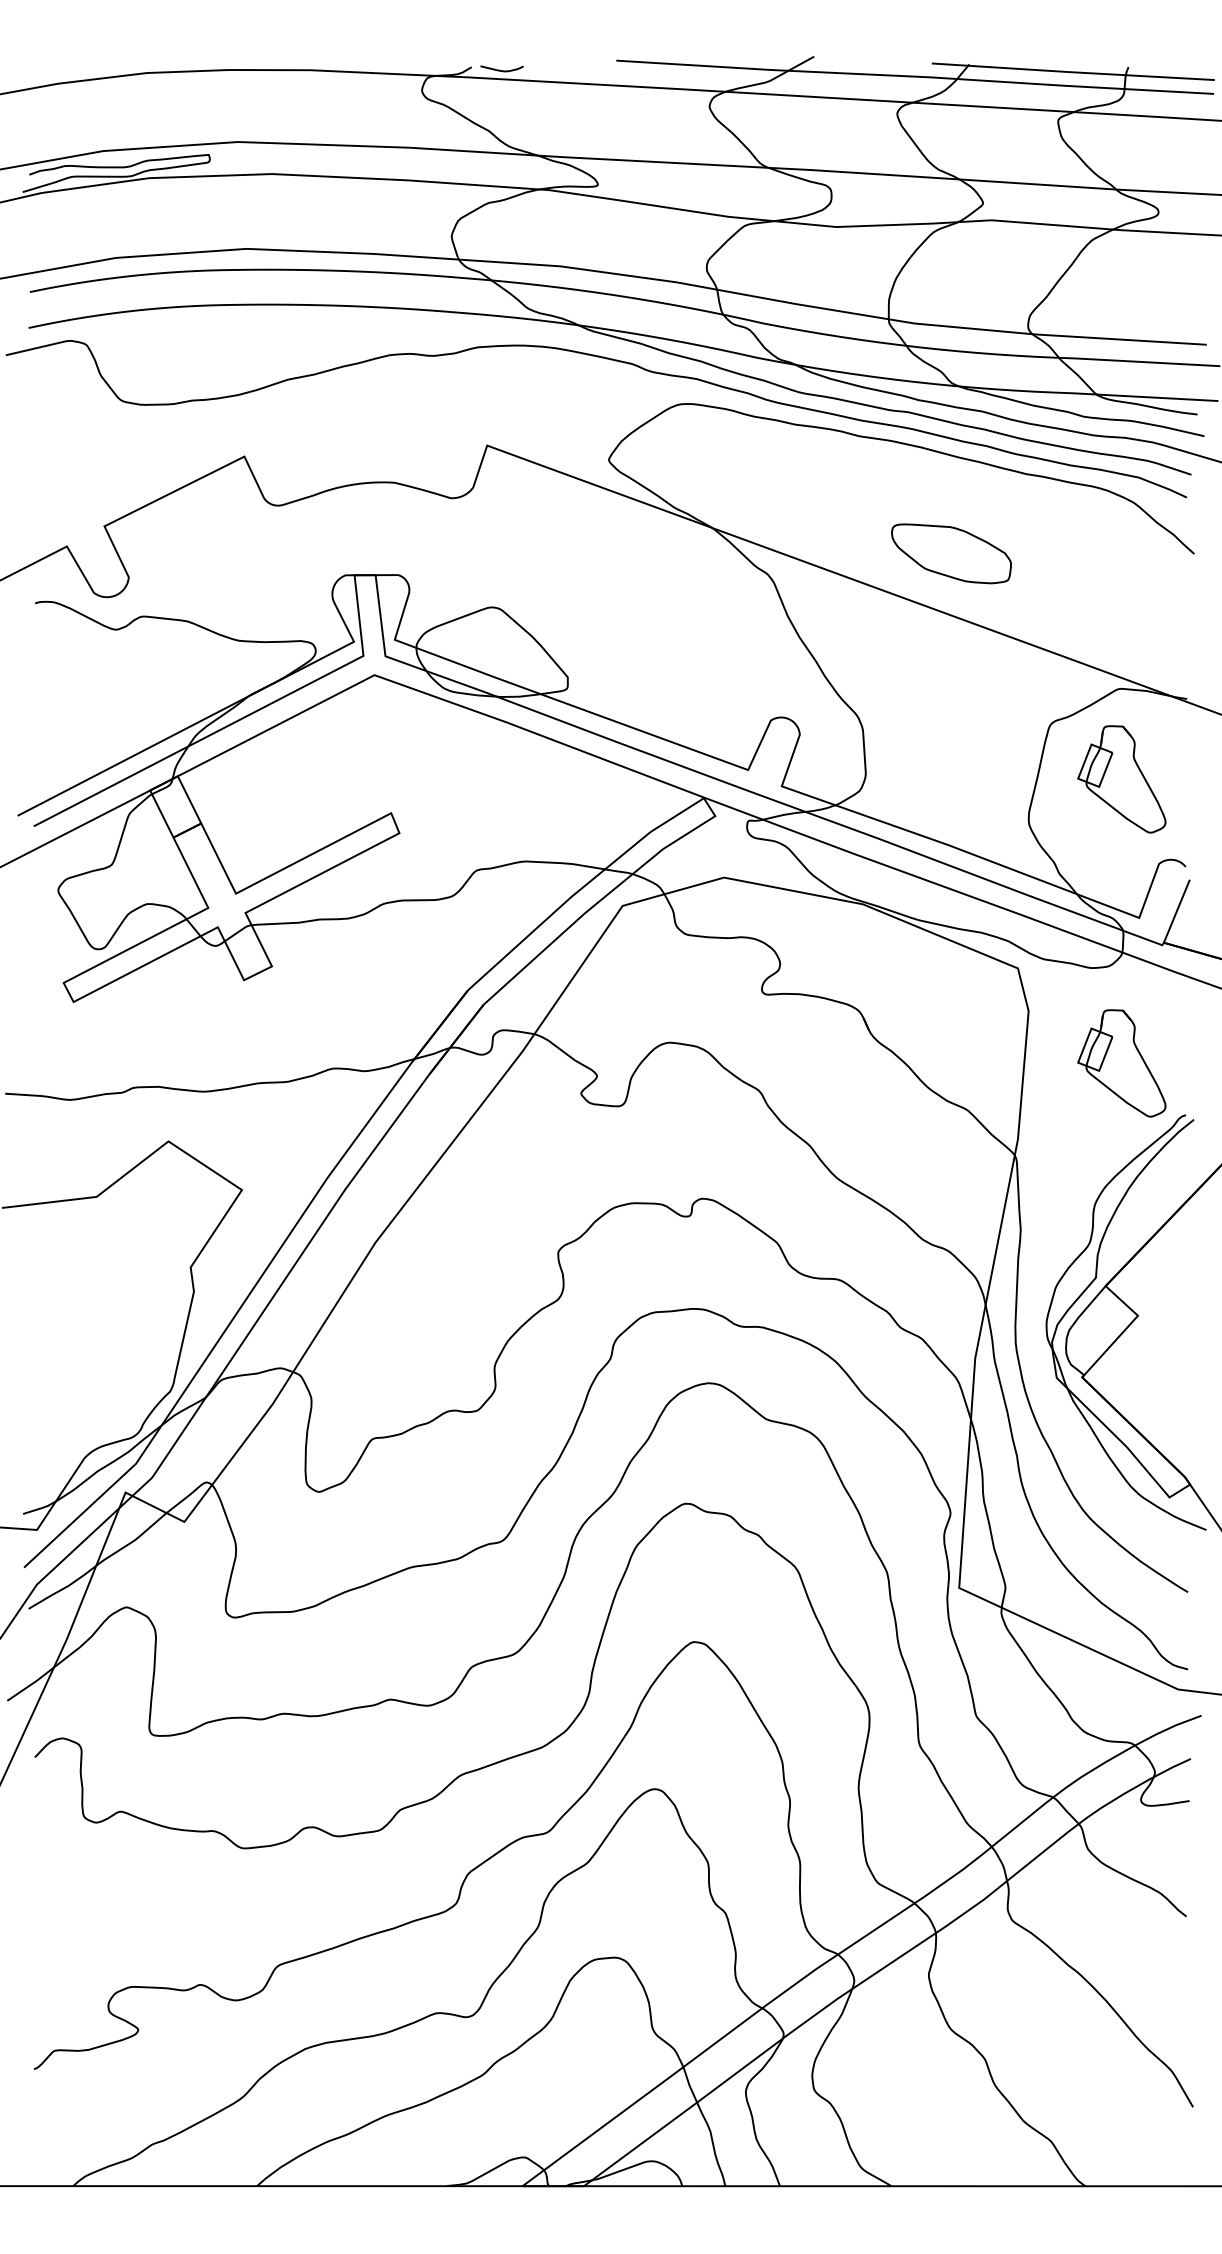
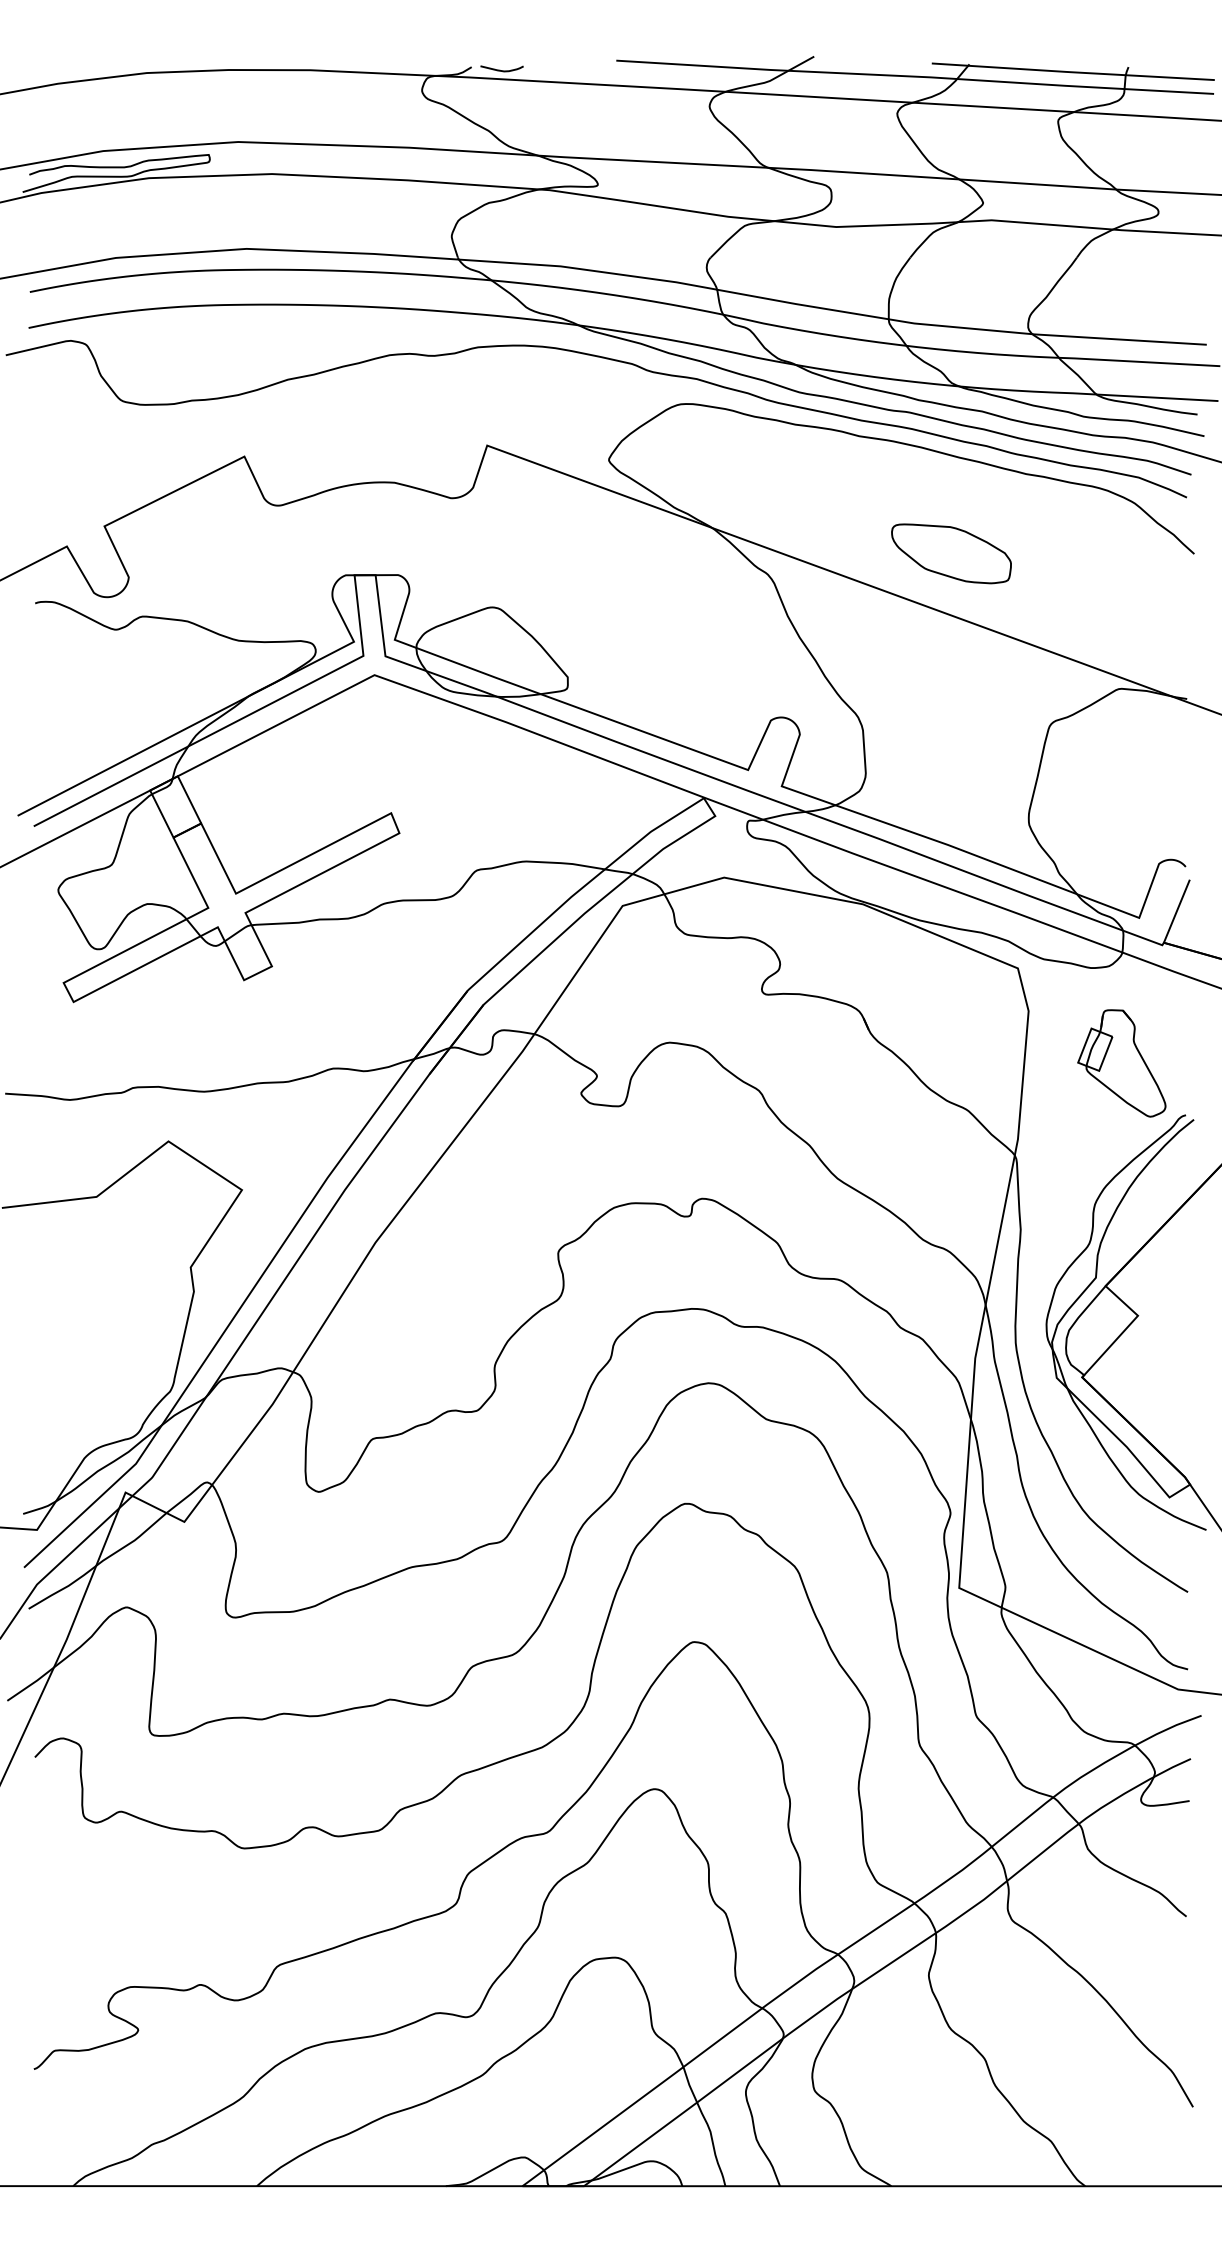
part: present -> none (1121, 779)
